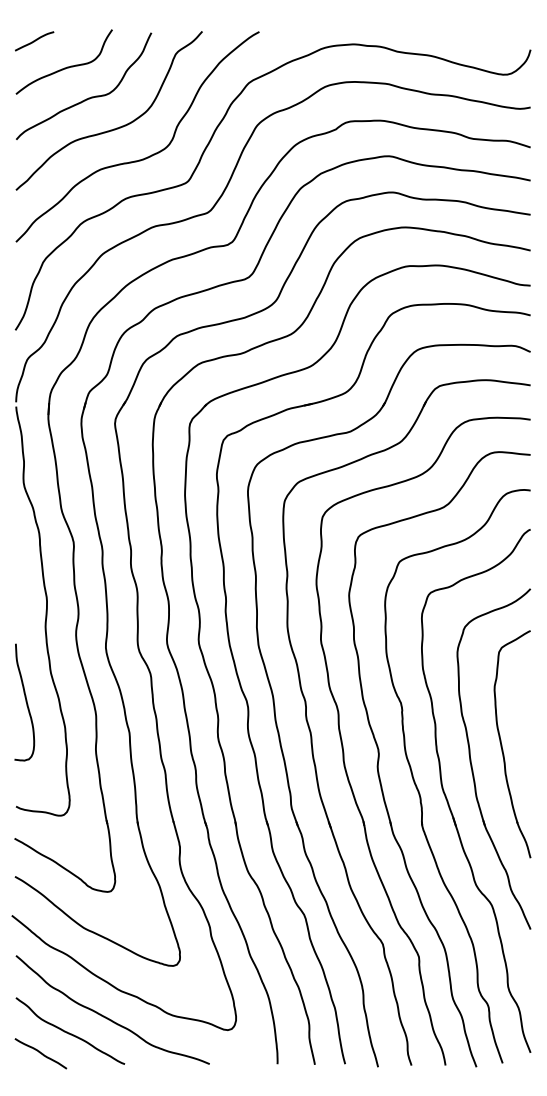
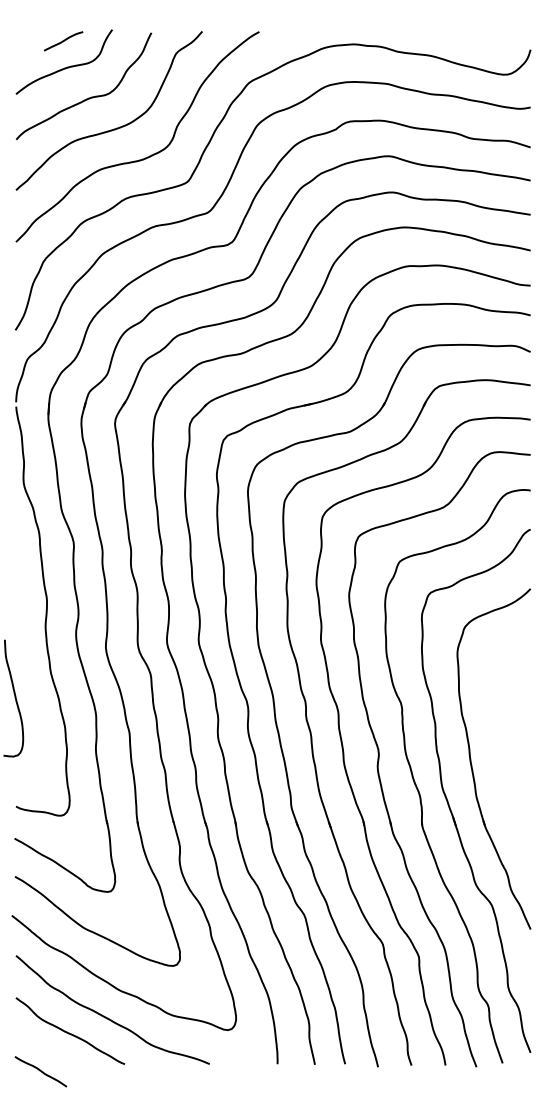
curve position: (34, 41) -> (63, 41) (63, 41)
curve position: (25, 702) -> (14, 698) (14, 698)
part: present -> none (502, 744)
curve position: (40, 1053) -> (40, 1071) (40, 1071)
